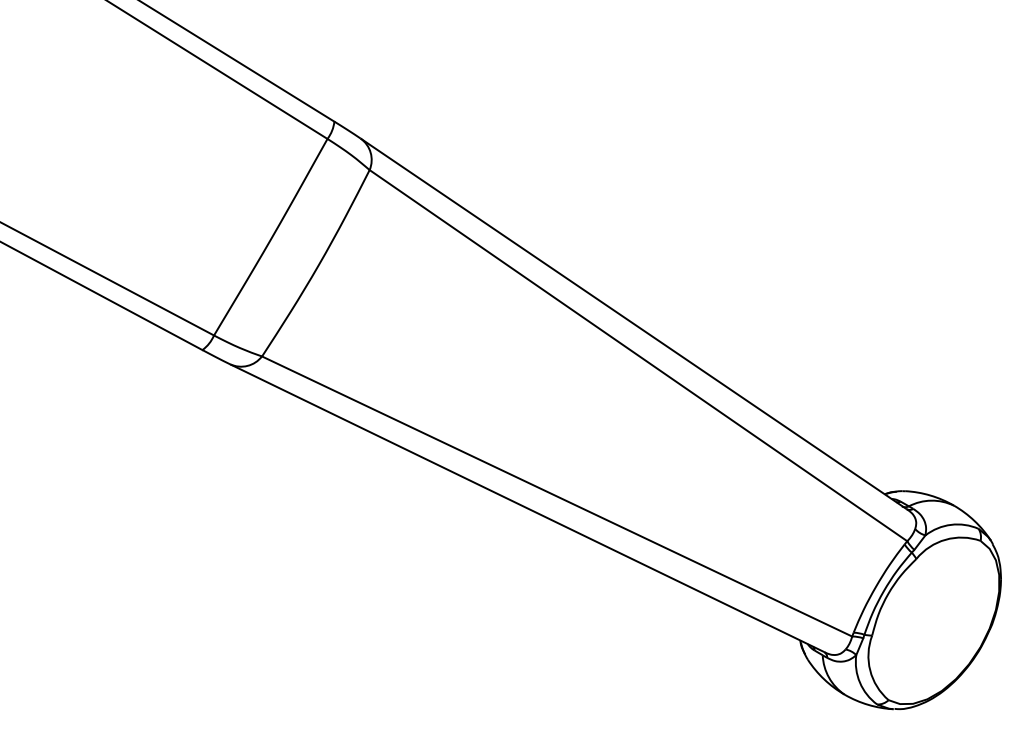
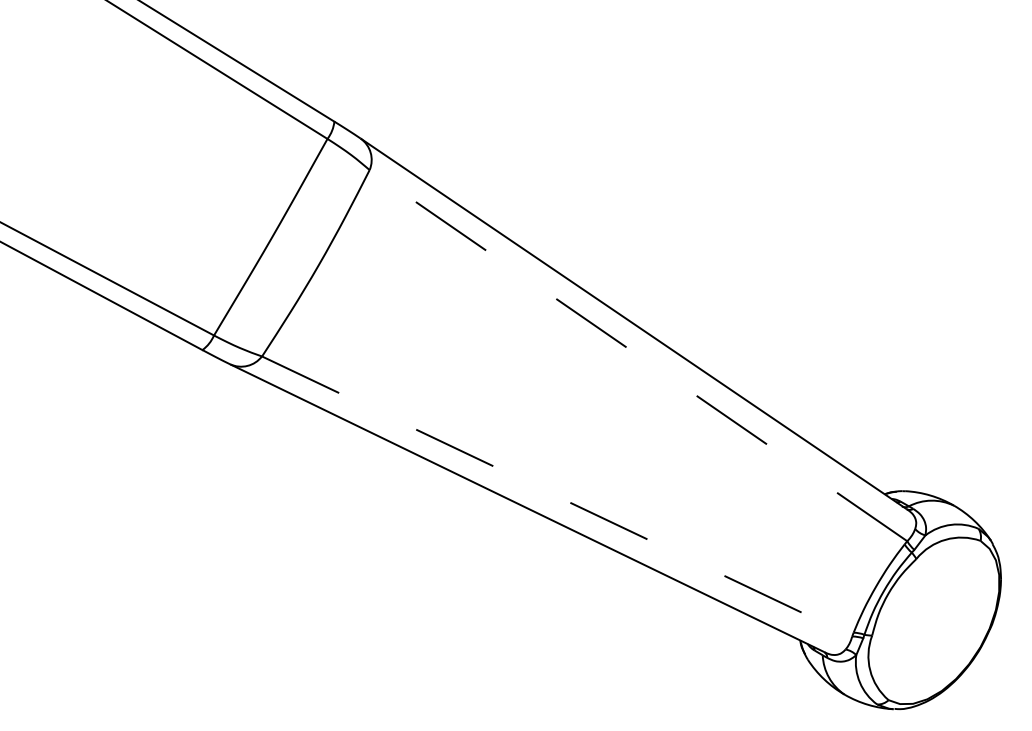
line: solid -> dashed (638, 355)
line: solid -> dashed (557, 496)
